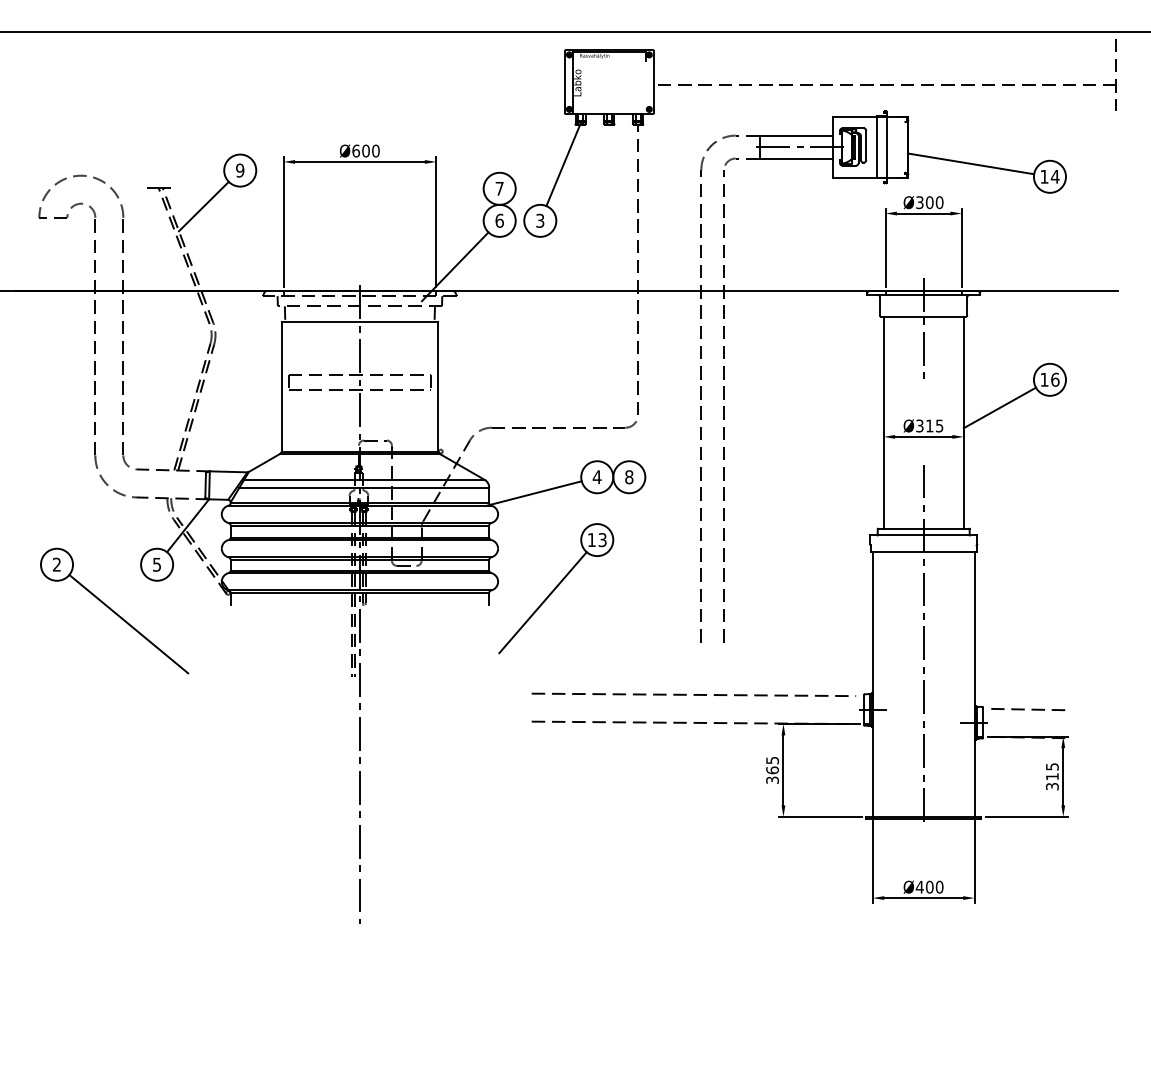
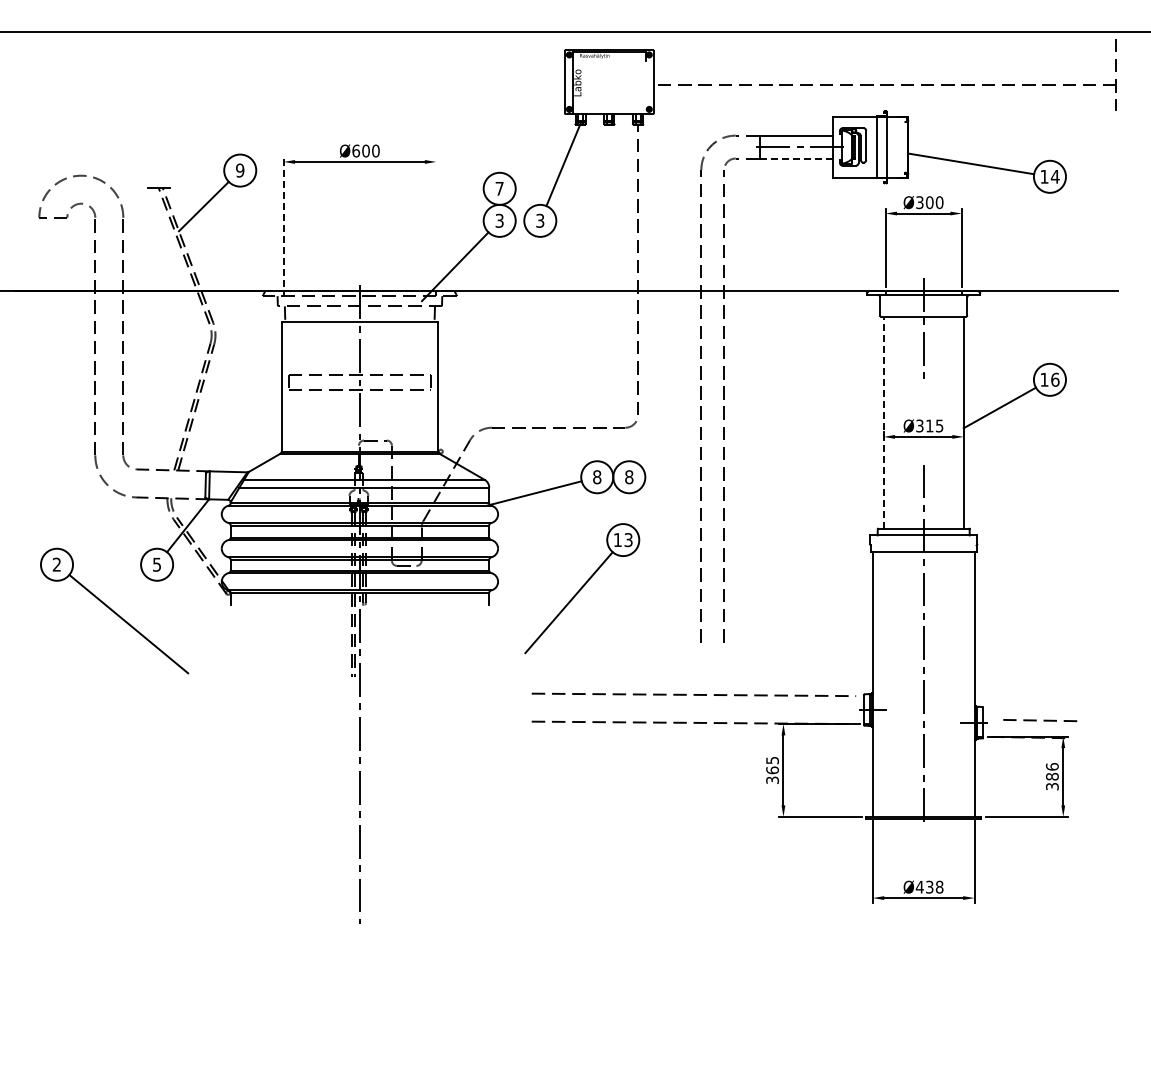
line: solid -> dashed (796, 158)
text: 6 -> 3 (499, 220)
line: solid -> dashed (283, 221)
line: present -> none (436, 221)
line: solid -> dashed (883, 422)
text: 4 -> 8 (596, 477)
part position: (556, 588) -> (582, 588) (582, 588)
line position: (1031, 709) -> (1043, 720) (1043, 720)
text: 315 -> 386 (1052, 771)
text: Ø400 -> Ø438 (934, 886)
